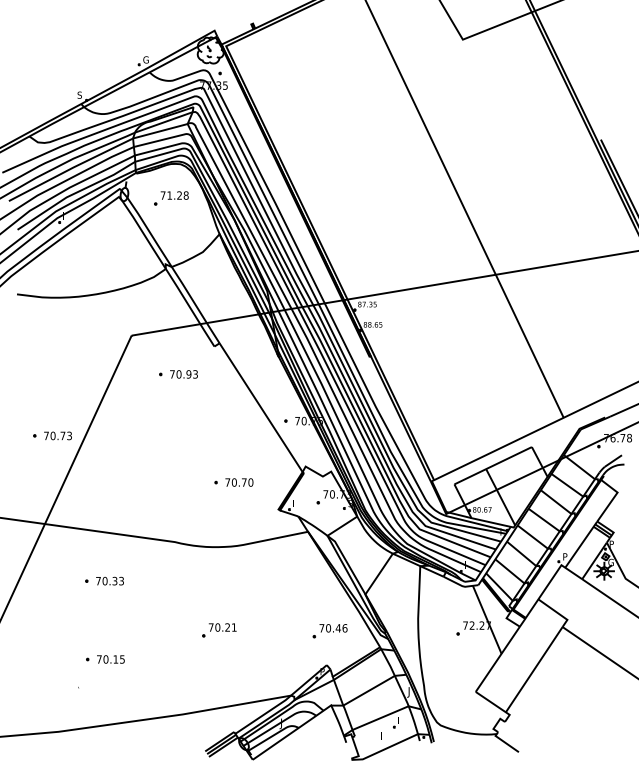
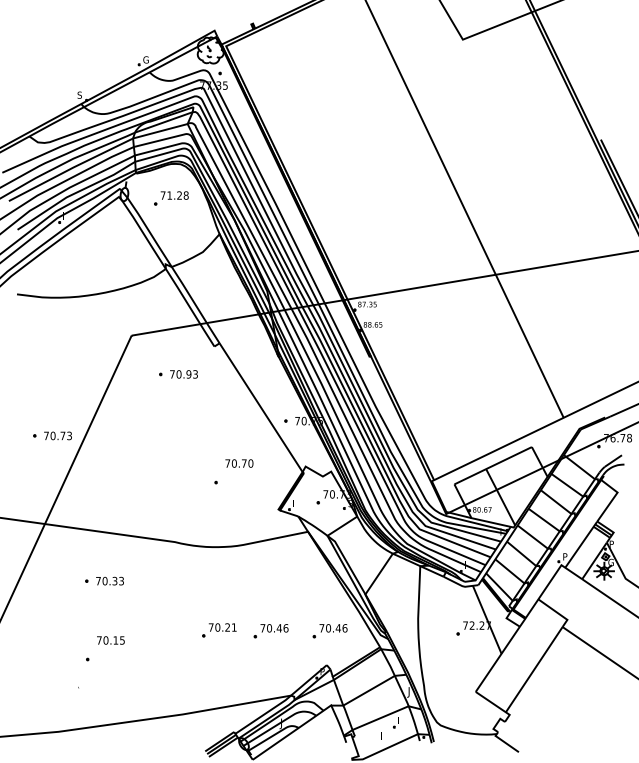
text position: (239, 482) -> (239, 463) (239, 463)
part: none -> present (270, 631)
text position: (110, 659) -> (110, 640) (110, 640)
